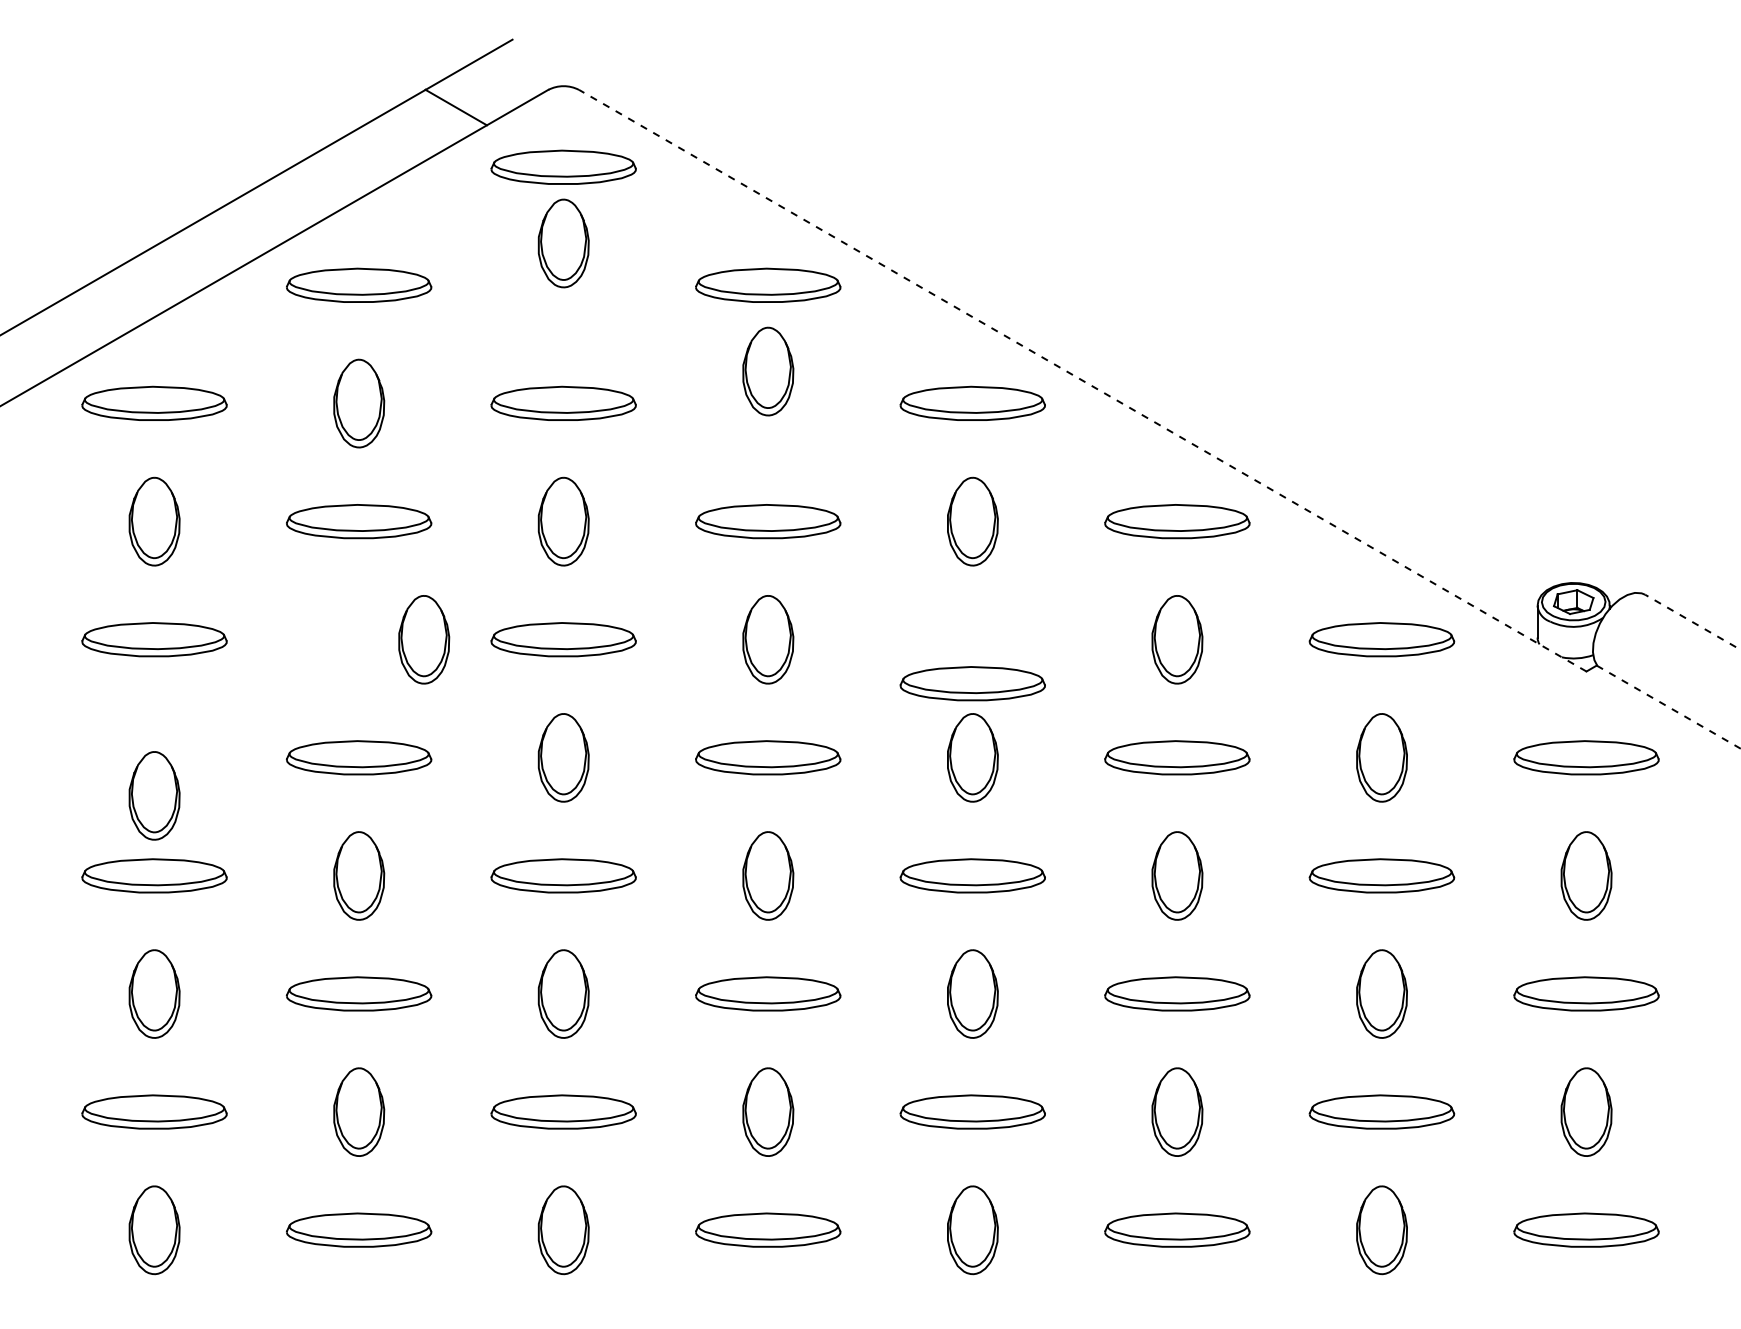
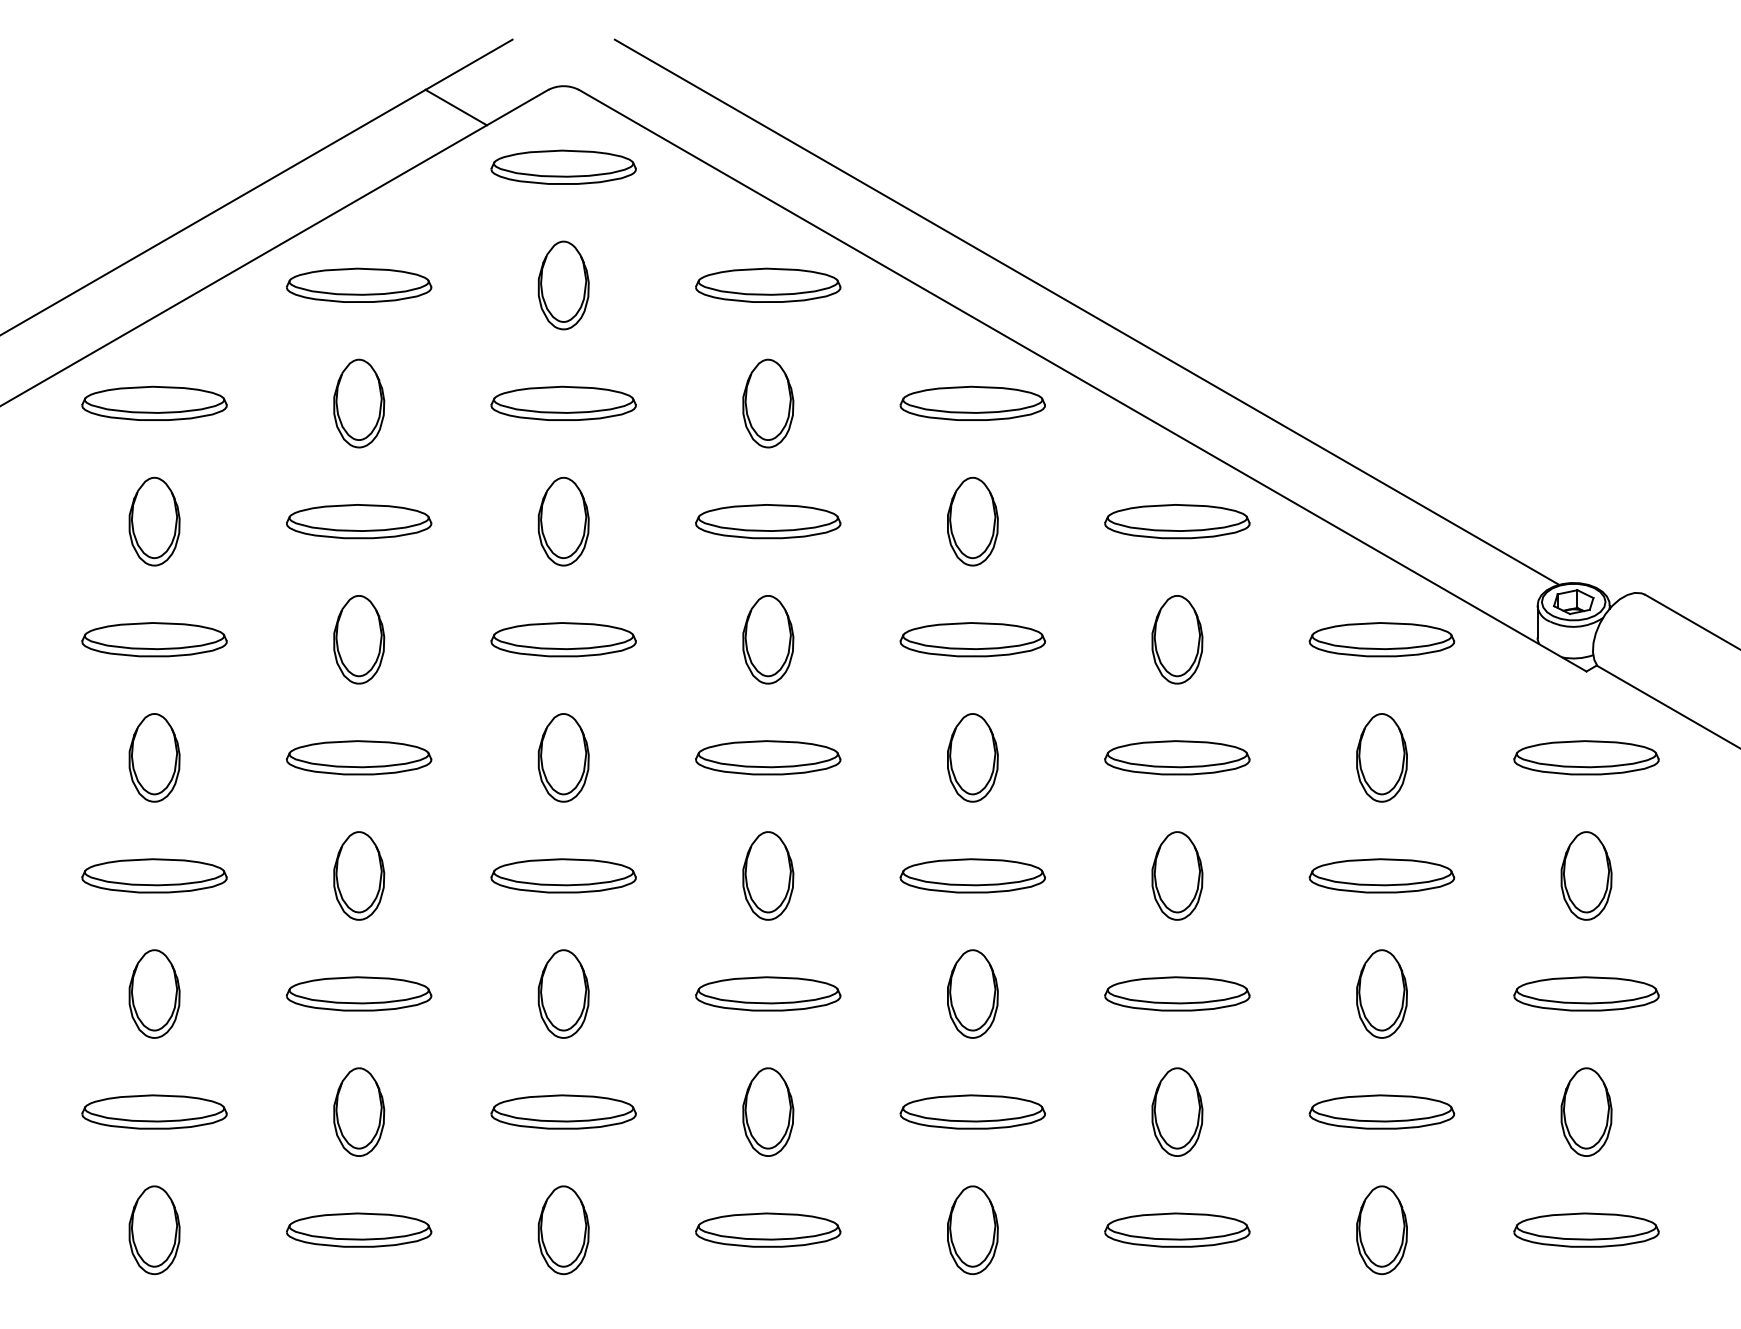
part position: (563, 243) -> (563, 285) (563, 285)
line: none -> present (1086, 311)
part position: (768, 371) -> (768, 403) (768, 403)
line: dashed -> solid (1082, 380)
line: dashed -> solid (1692, 622)
part position: (424, 639) -> (359, 639) (359, 639)
part position: (972, 683) -> (972, 639) (972, 639)
line: dashed -> solid (1669, 707)
part position: (154, 795) -> (154, 757) (154, 757)
